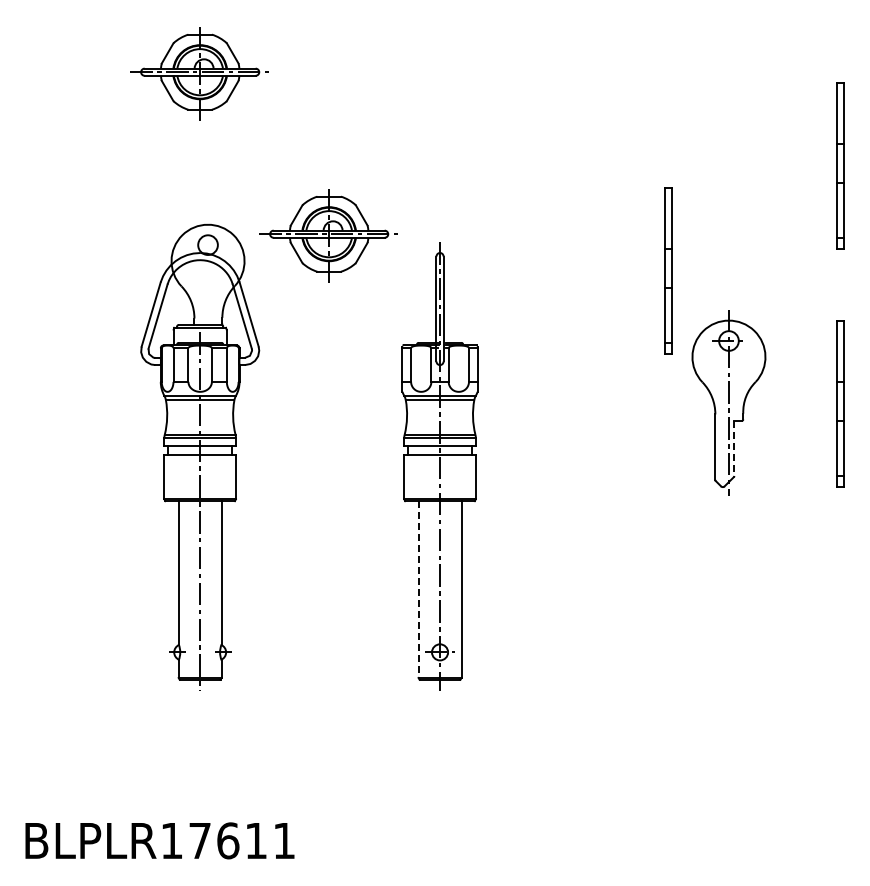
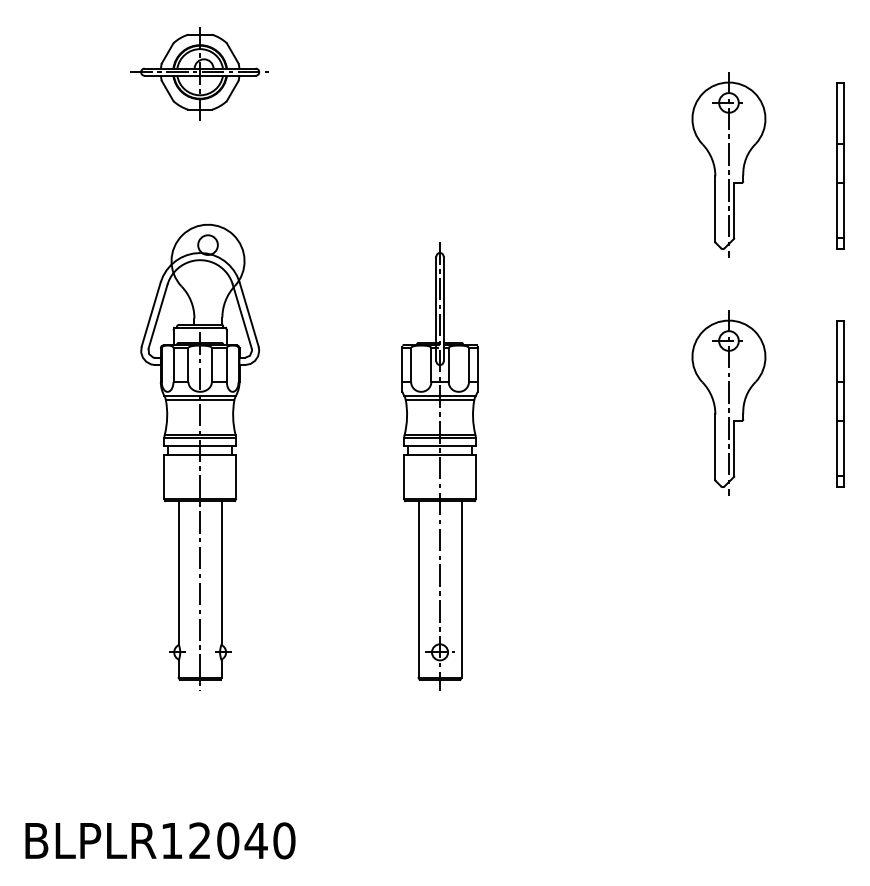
part: none -> present (728, 164)
part: present -> none (328, 235)
part: present -> none (668, 270)
line: dashed -> solid (734, 448)
line: dashed -> solid (418, 590)
text: BLPLR17611 -> BLPLR12040 (242, 840)
